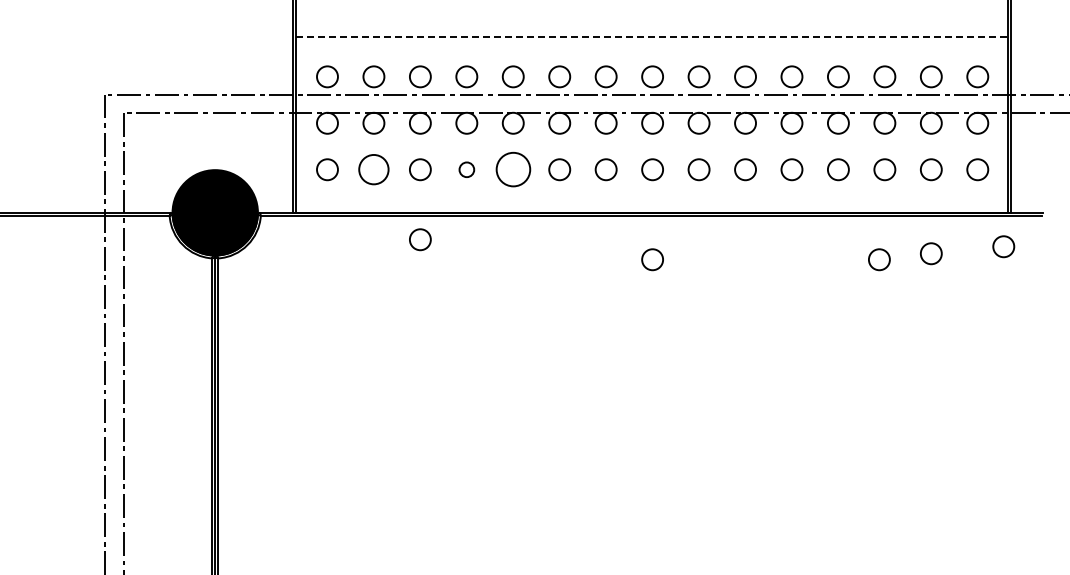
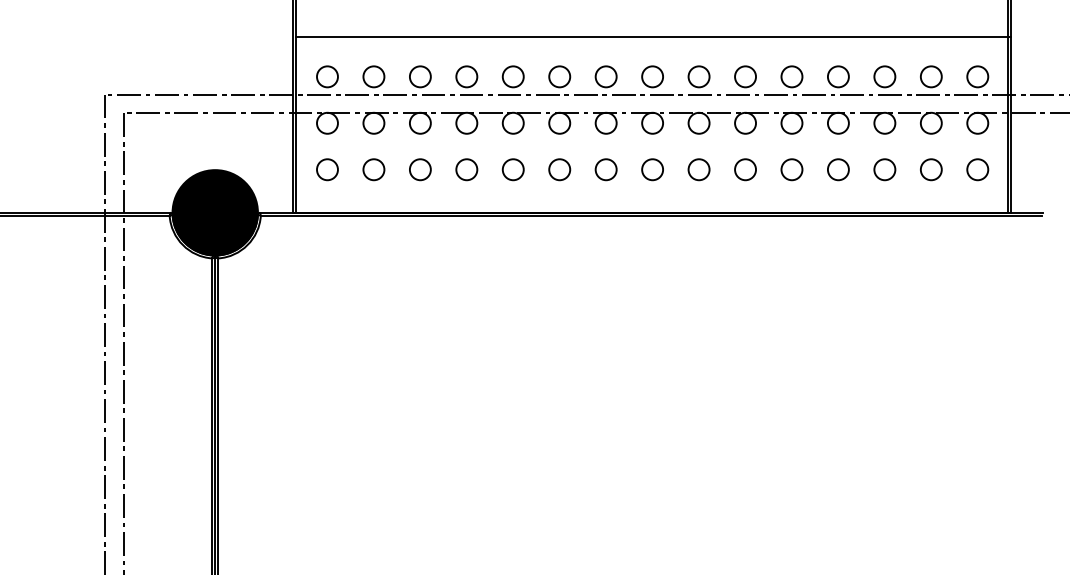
line: dashed -> solid (653, 36)
circle size: 32x32 px -> 24x24 px (373, 169)
circle size: 18x17 px -> 24x24 px (466, 169)
circle size: 37x37 px -> 24x24 px (512, 169)
circle: present -> none (420, 239)
circle: present -> none (1003, 246)
circle: present -> none (931, 253)
circle: present -> none (652, 259)
circle: present -> none (879, 259)
